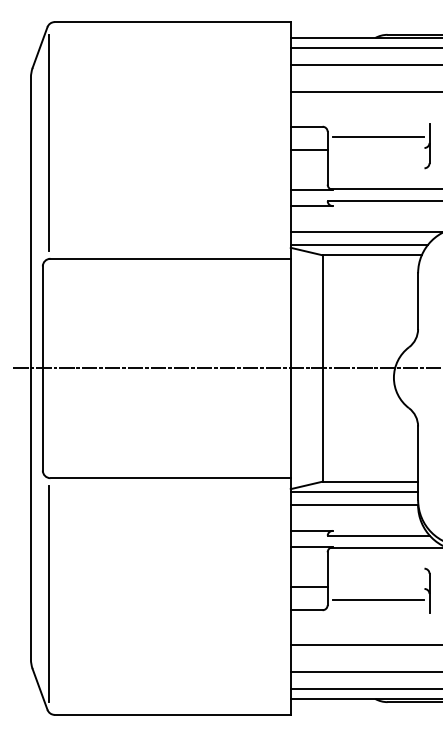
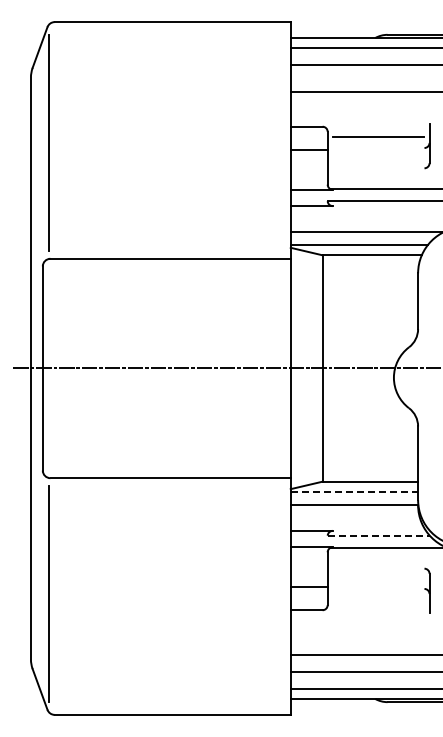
line: solid -> dashed (354, 492)
line: solid -> dashed (379, 535)
line: present -> none (378, 599)
line position: (364, 645) -> (364, 655) (364, 655)
